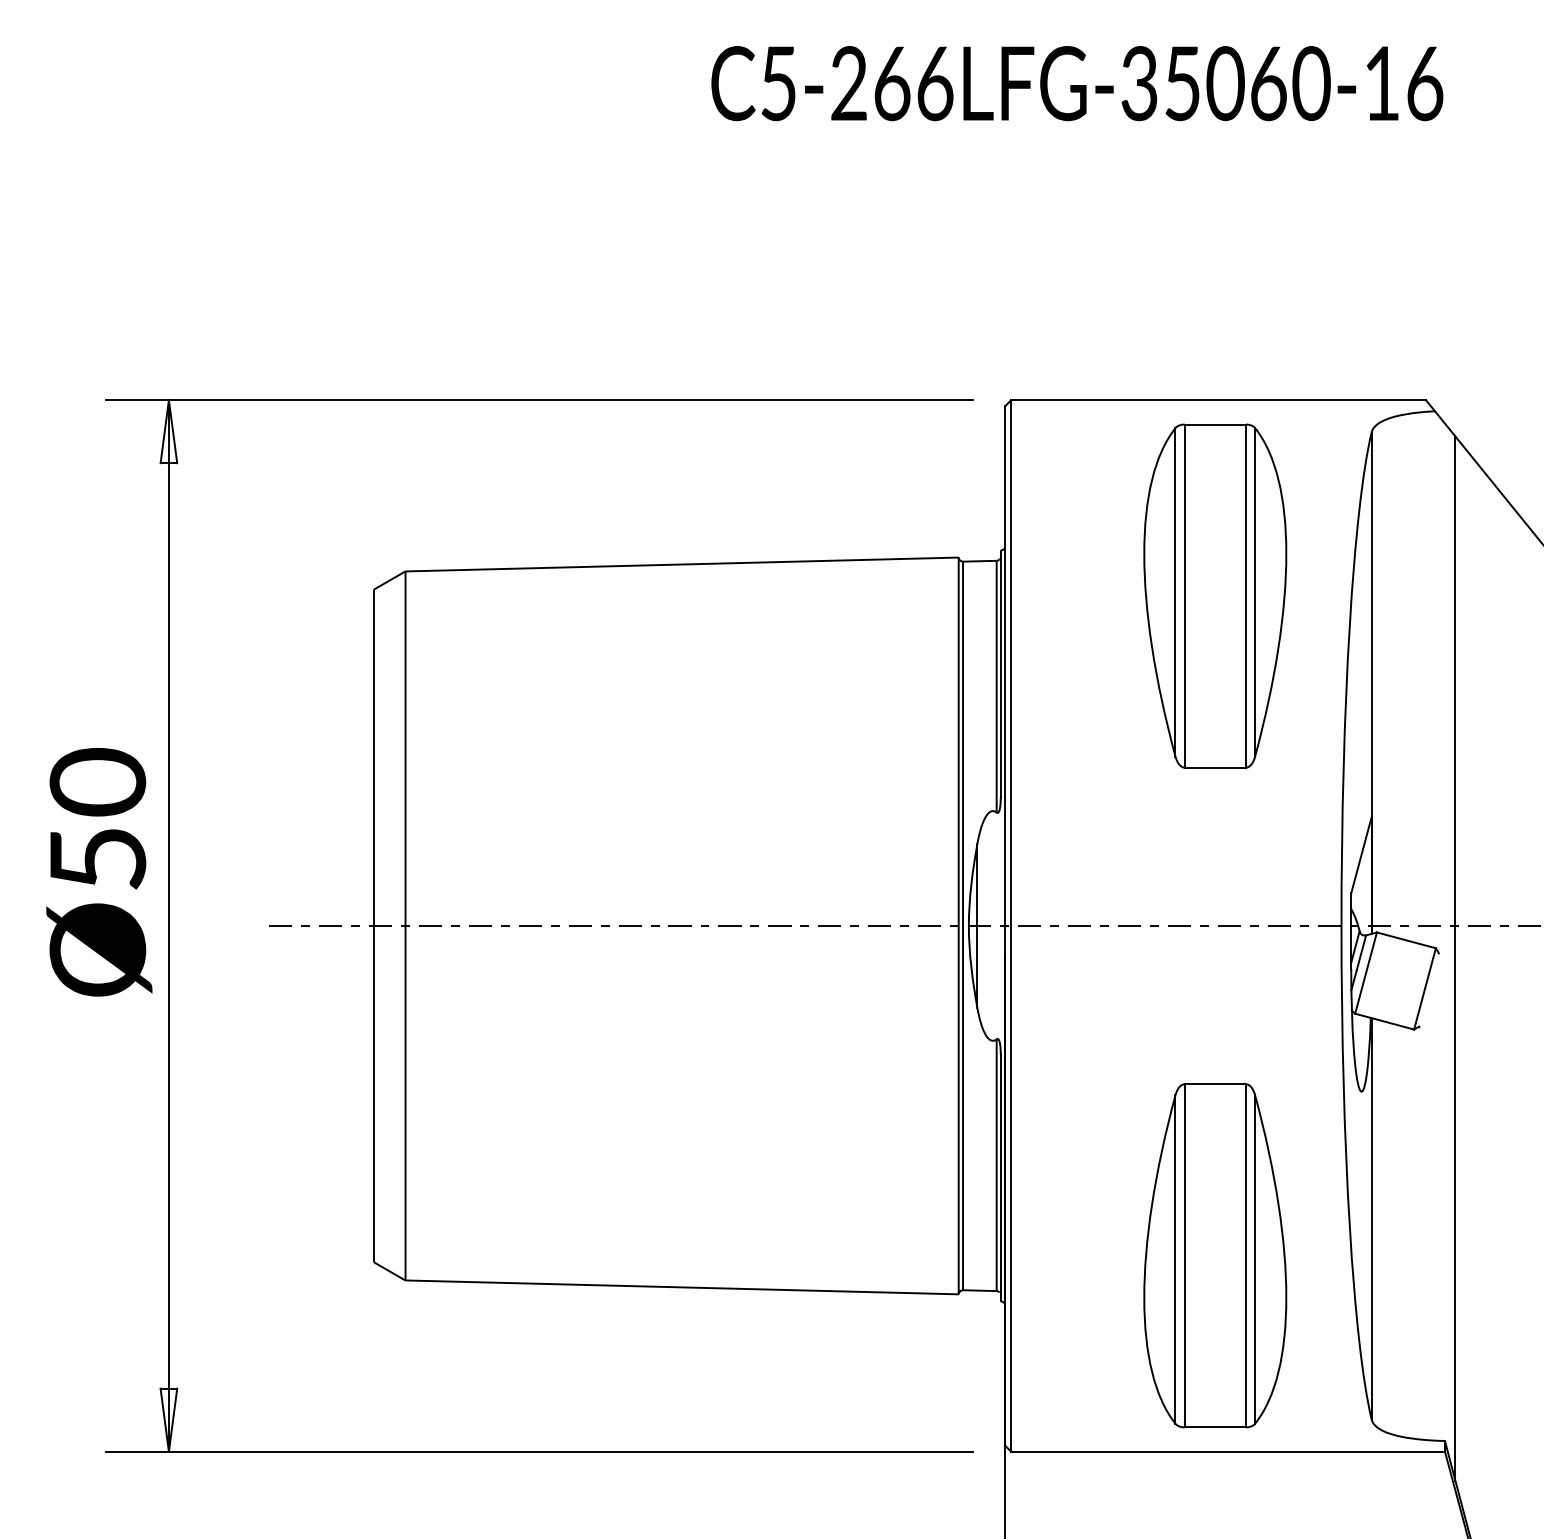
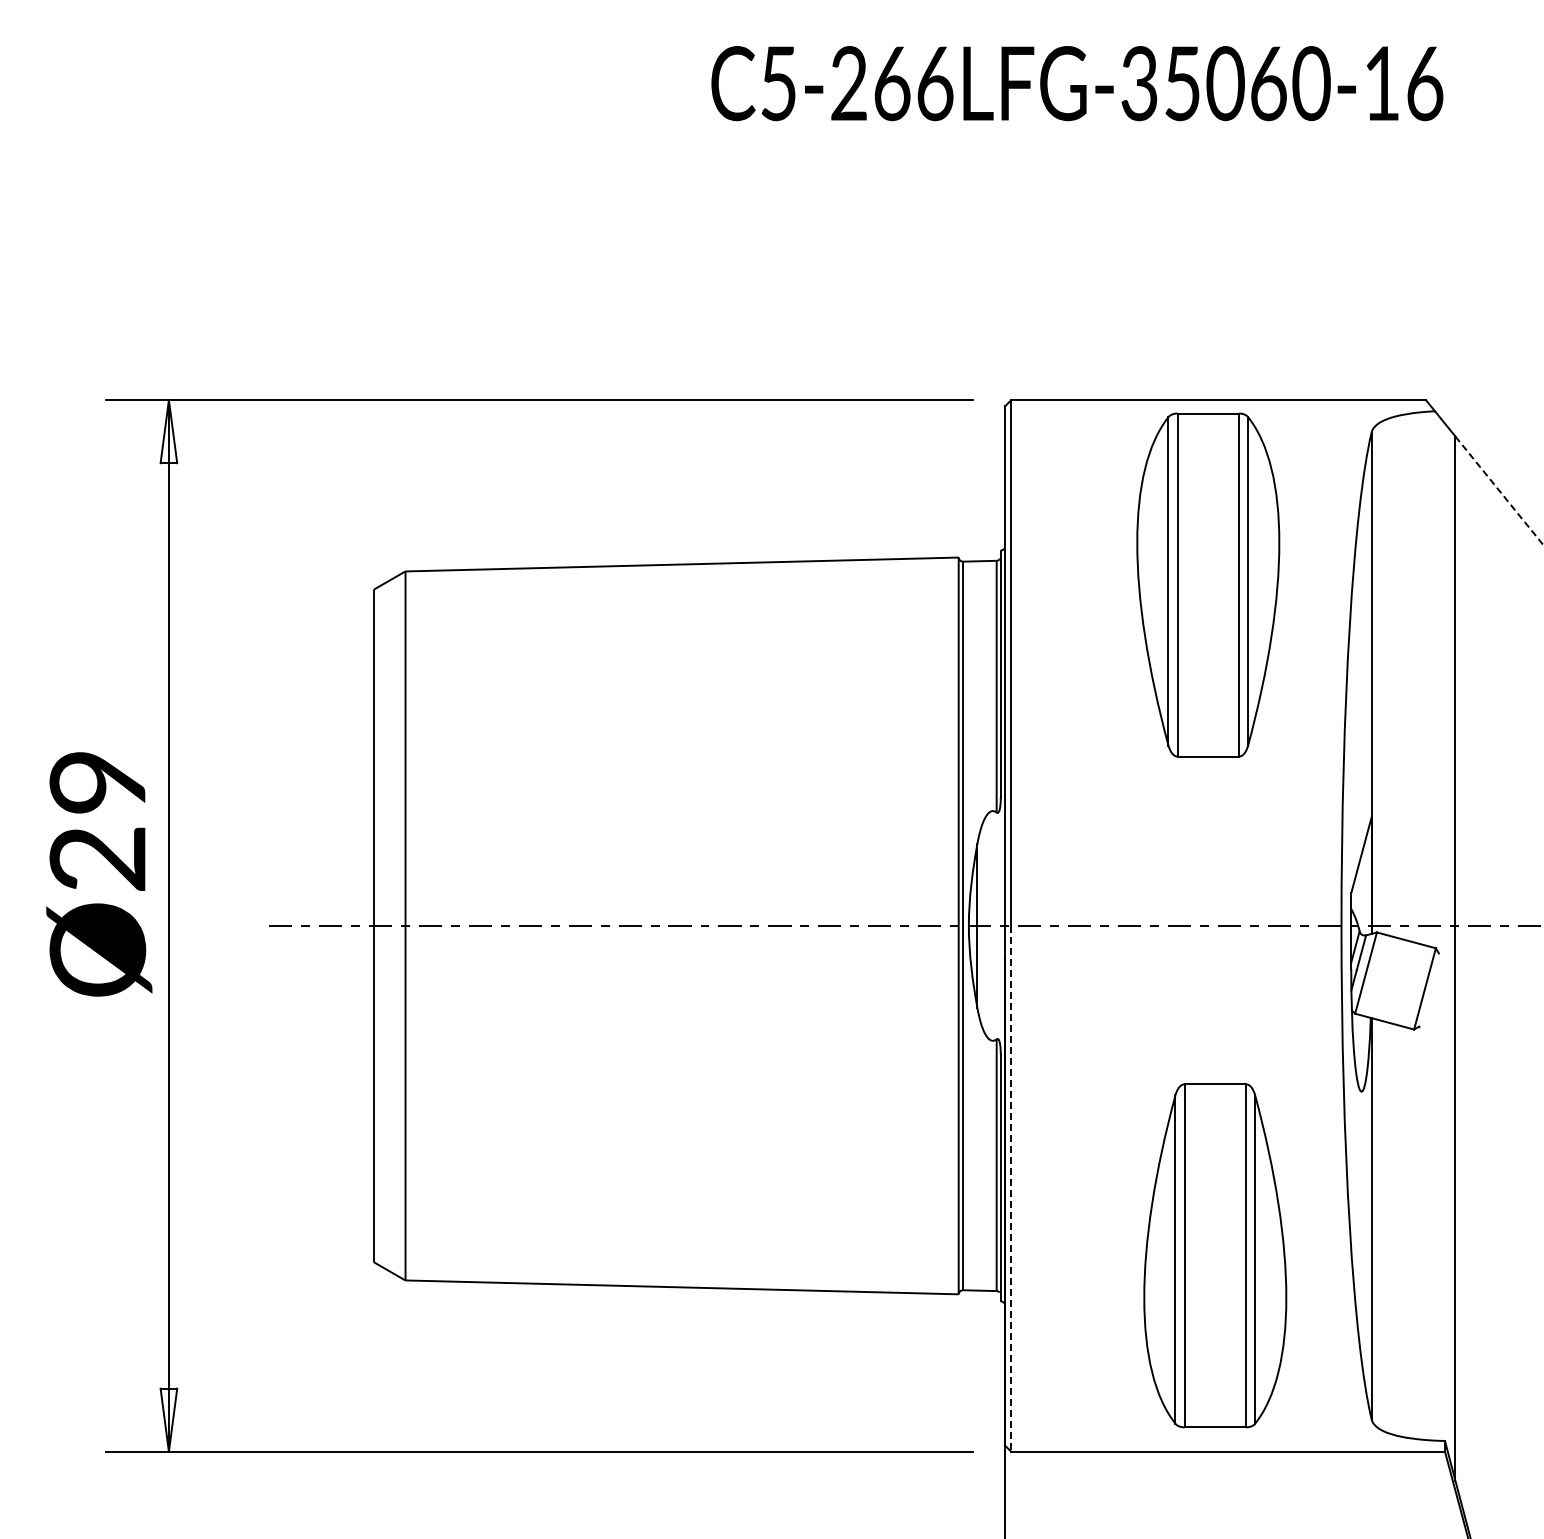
line: solid -> dashed (1499, 490)
part position: (1215, 595) -> (1208, 584) (1208, 584)
text: Ø50 -> Ø29 (97, 819)
line: solid -> dashed (1011, 1188)
